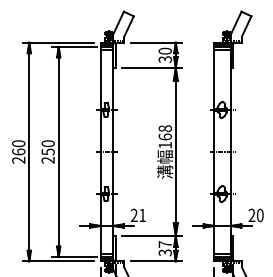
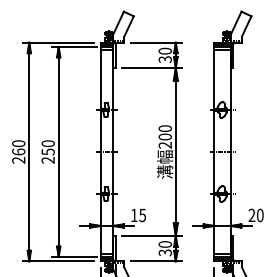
text: 168 -> 200 (164, 136)
text: 21 -> 15 (137, 215)
text: 37 -> 30 (164, 244)
